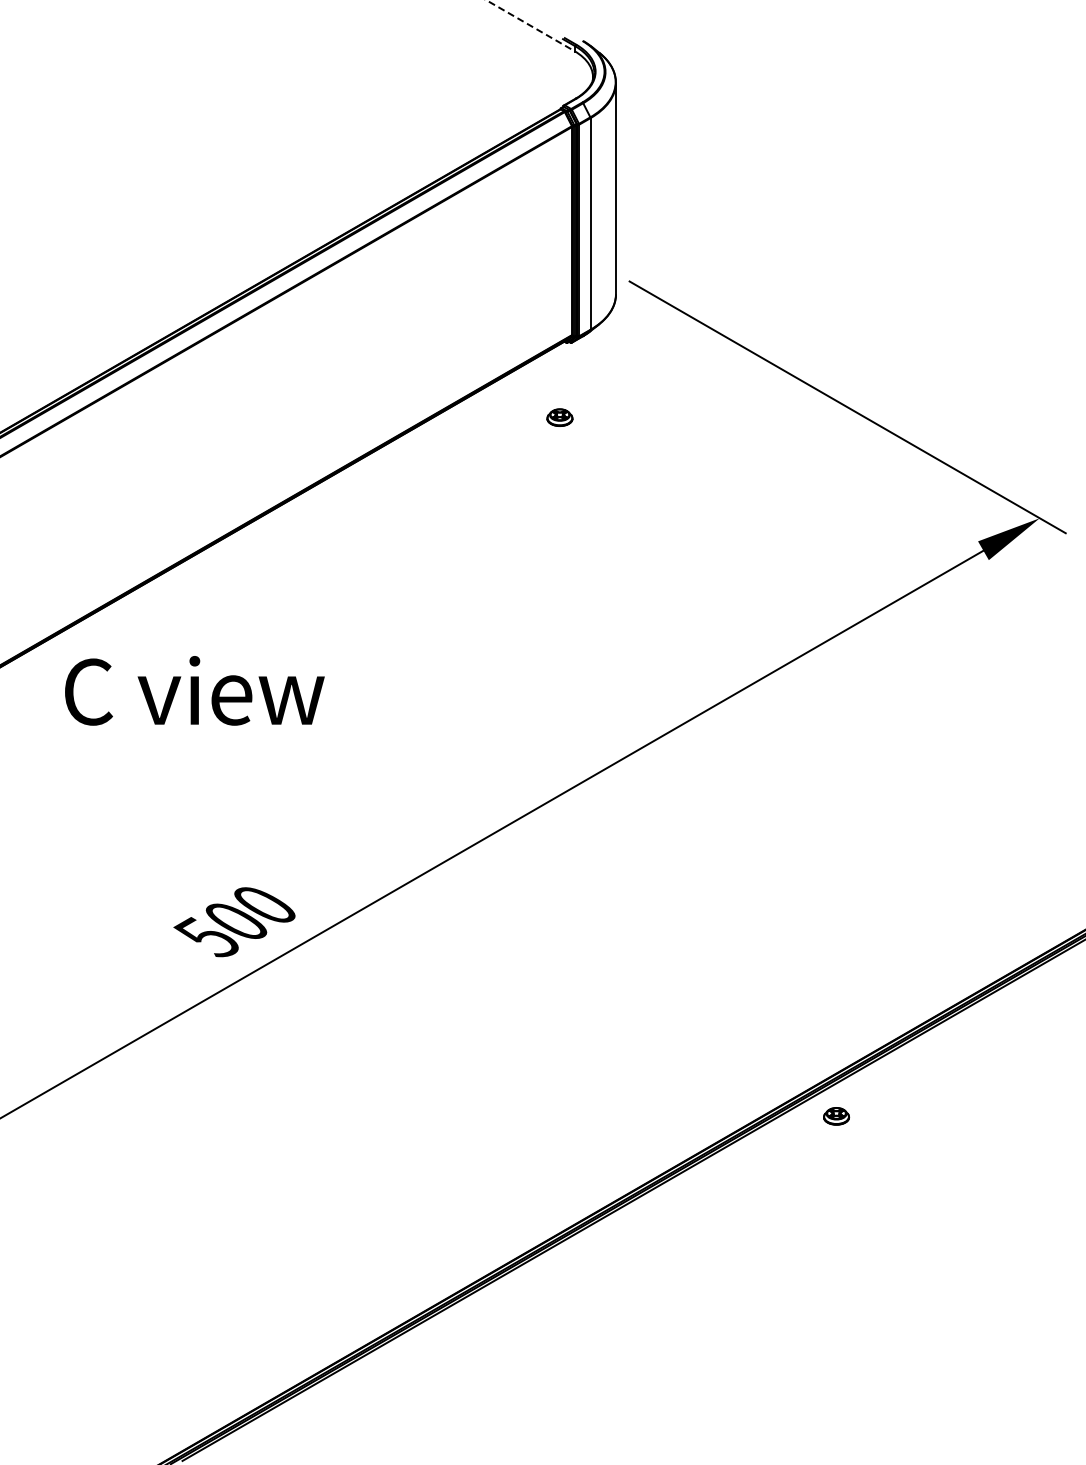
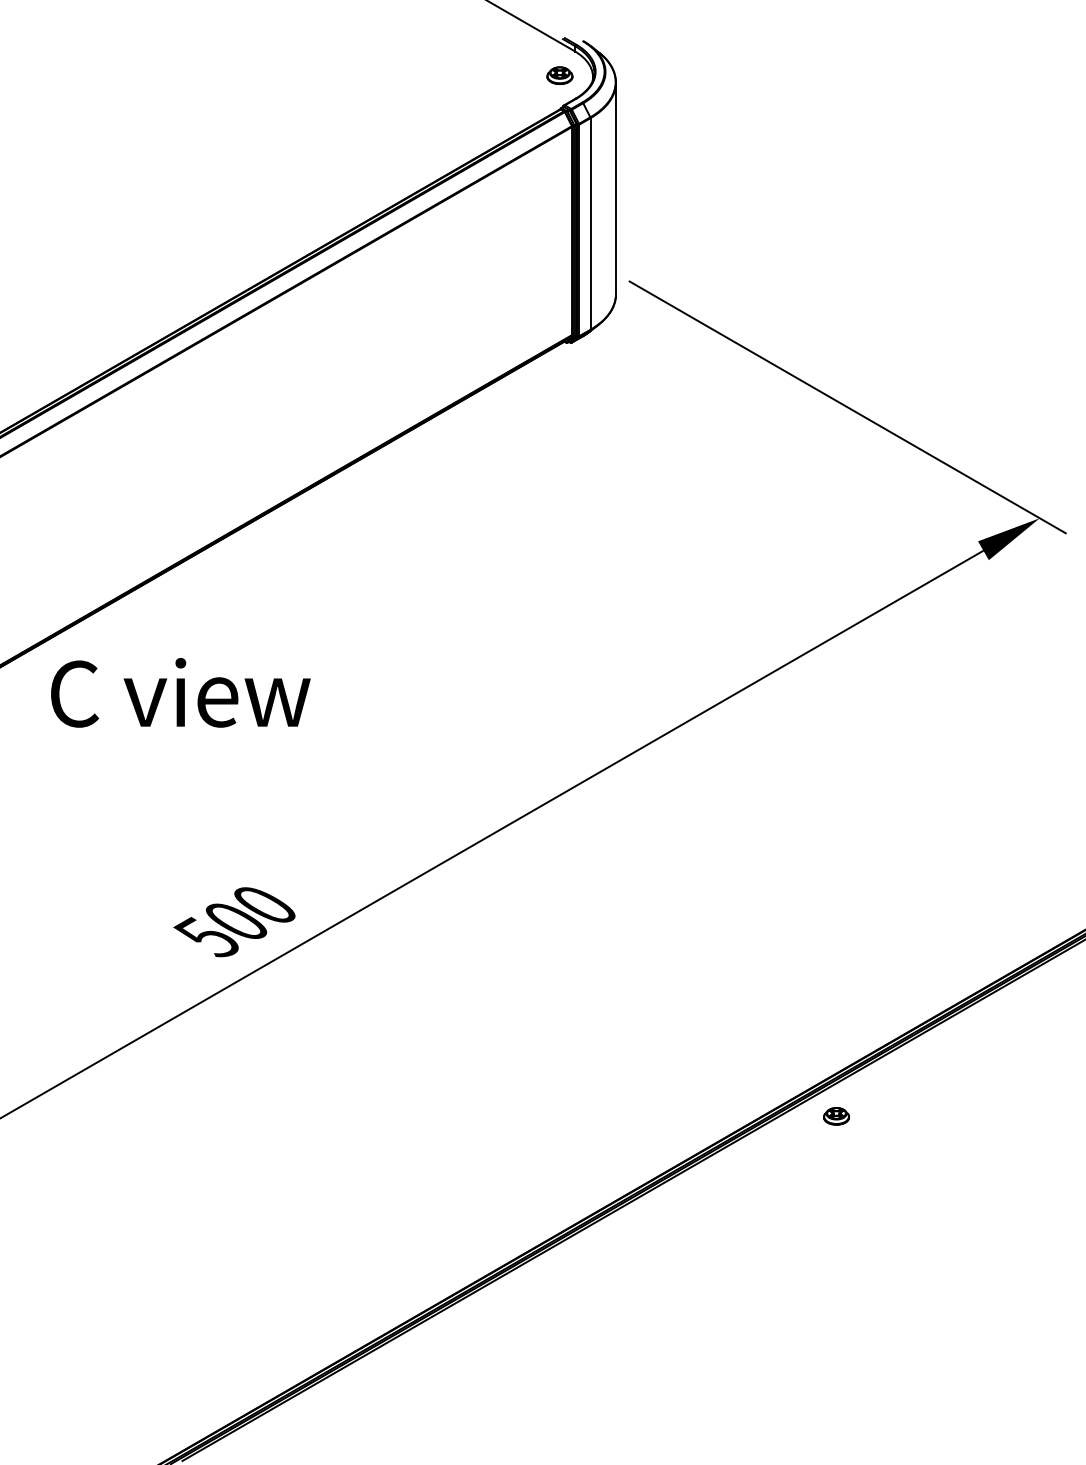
line: dashed -> solid (530, 25)
part position: (559, 417) -> (559, 75) (559, 75)
text position: (194, 690) -> (180, 692) (180, 692)
